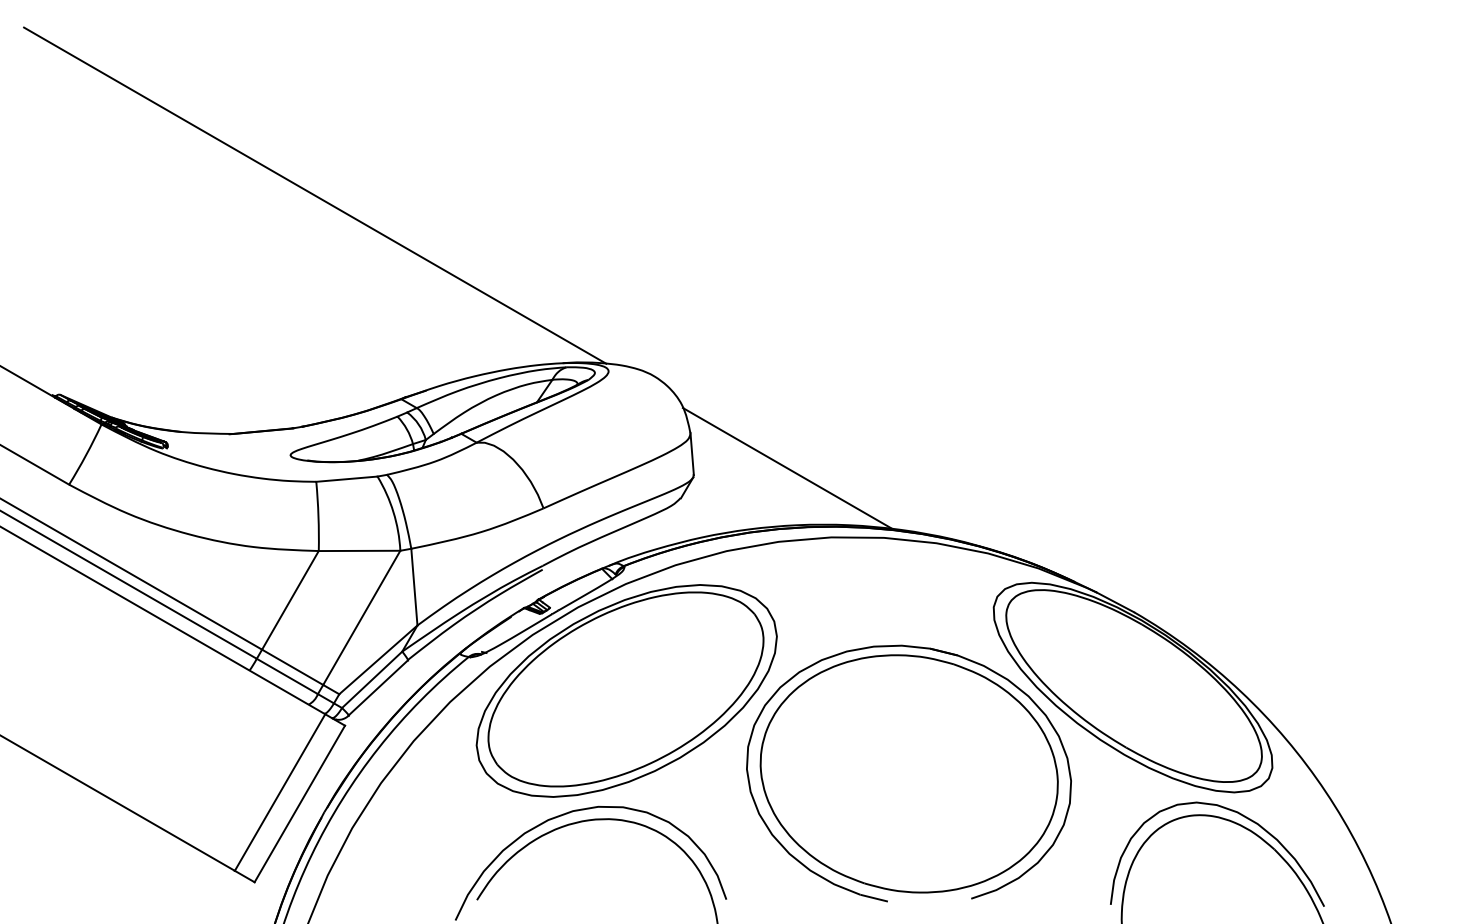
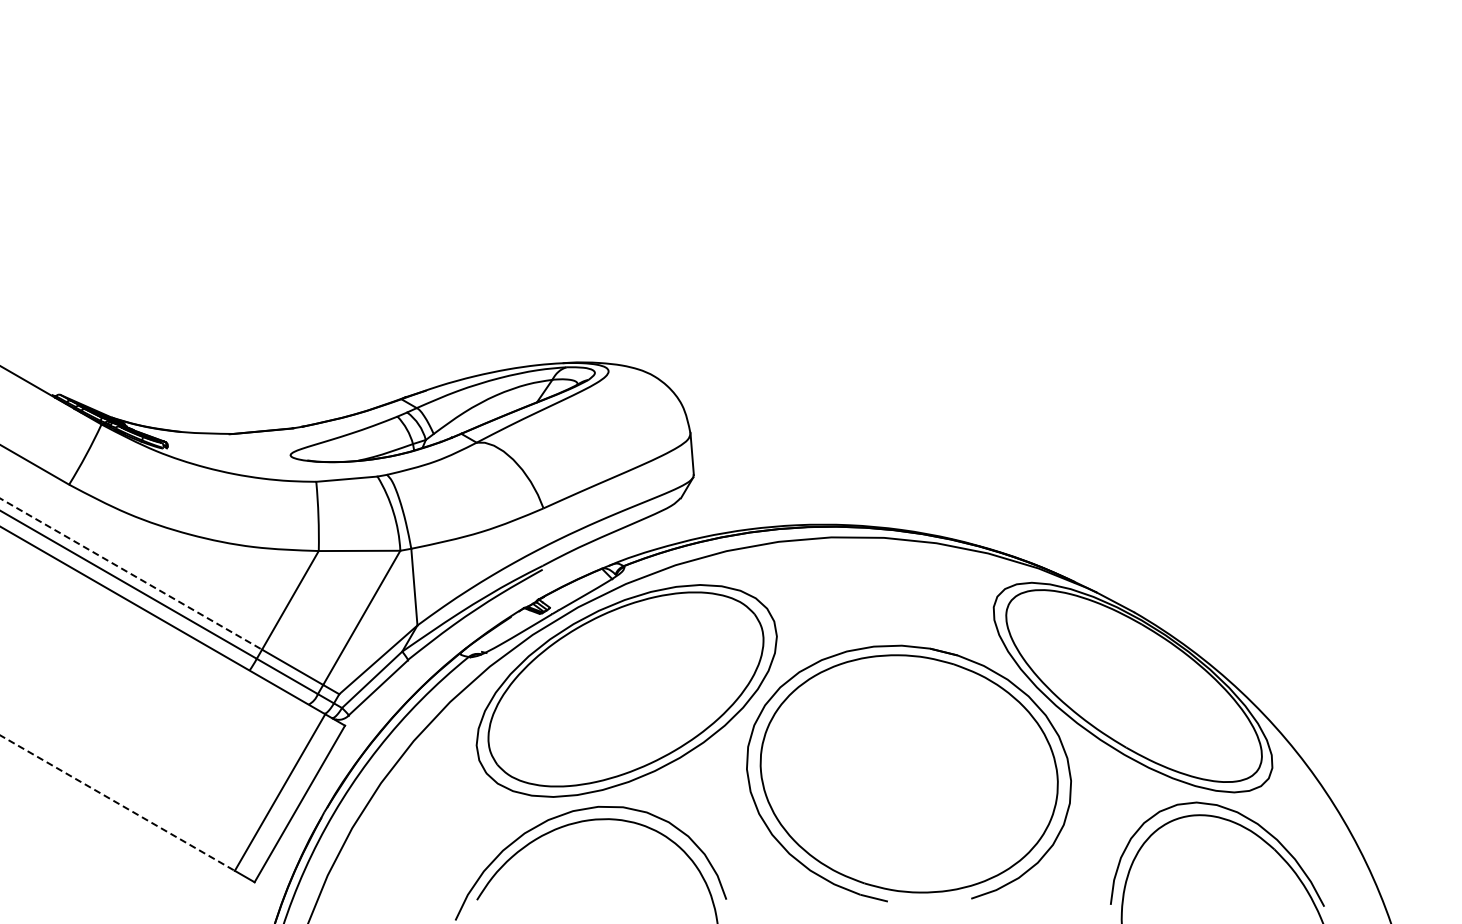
line: present -> none (315, 195)
line: present -> none (787, 468)
line: solid -> dashed (131, 574)
line: solid -> dashed (118, 803)
